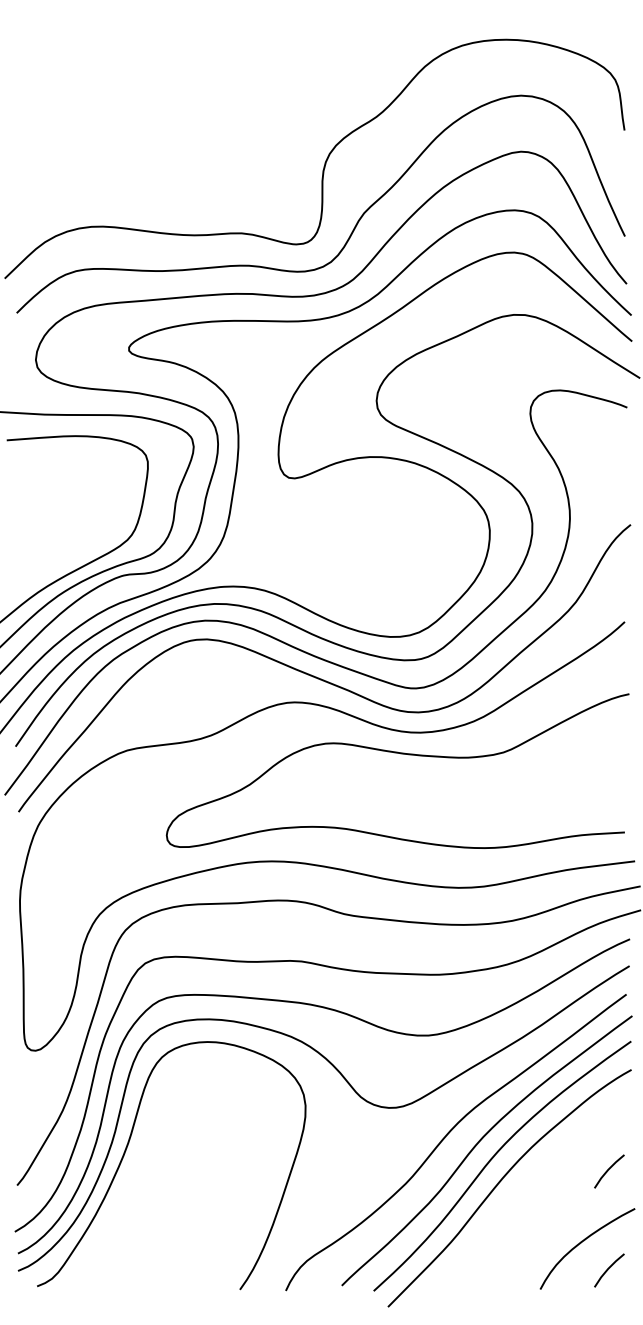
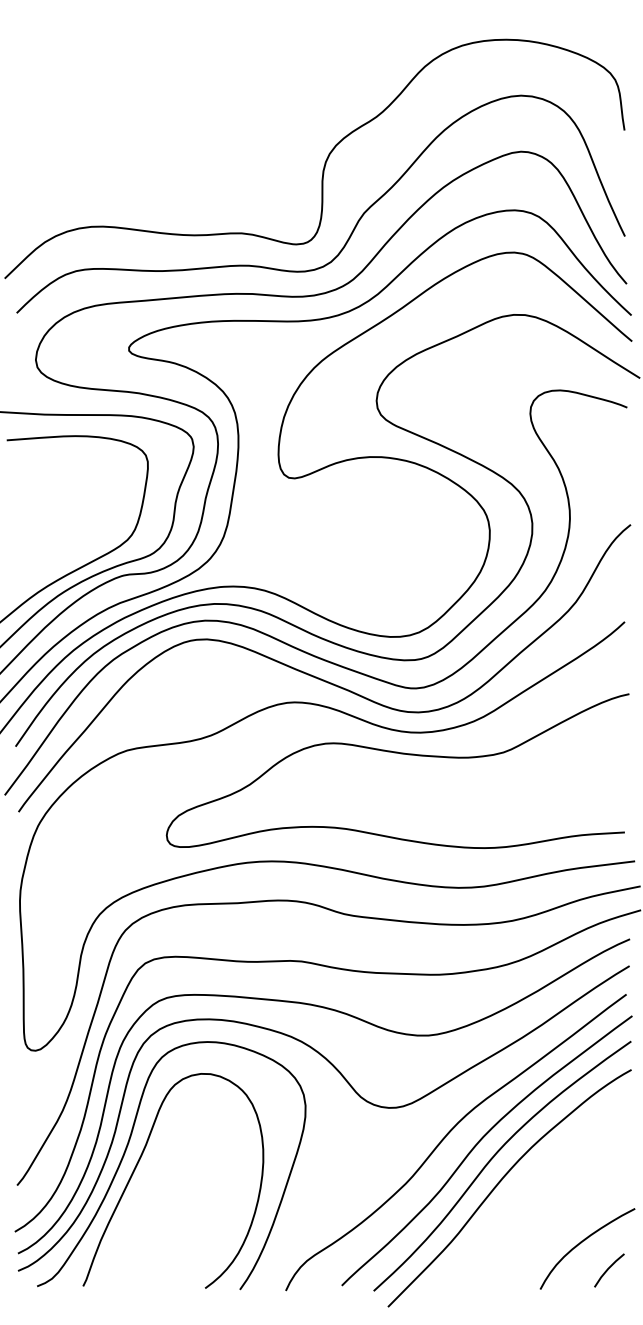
curve: none -> present (138, 1164)
line: present -> none (608, 1171)
